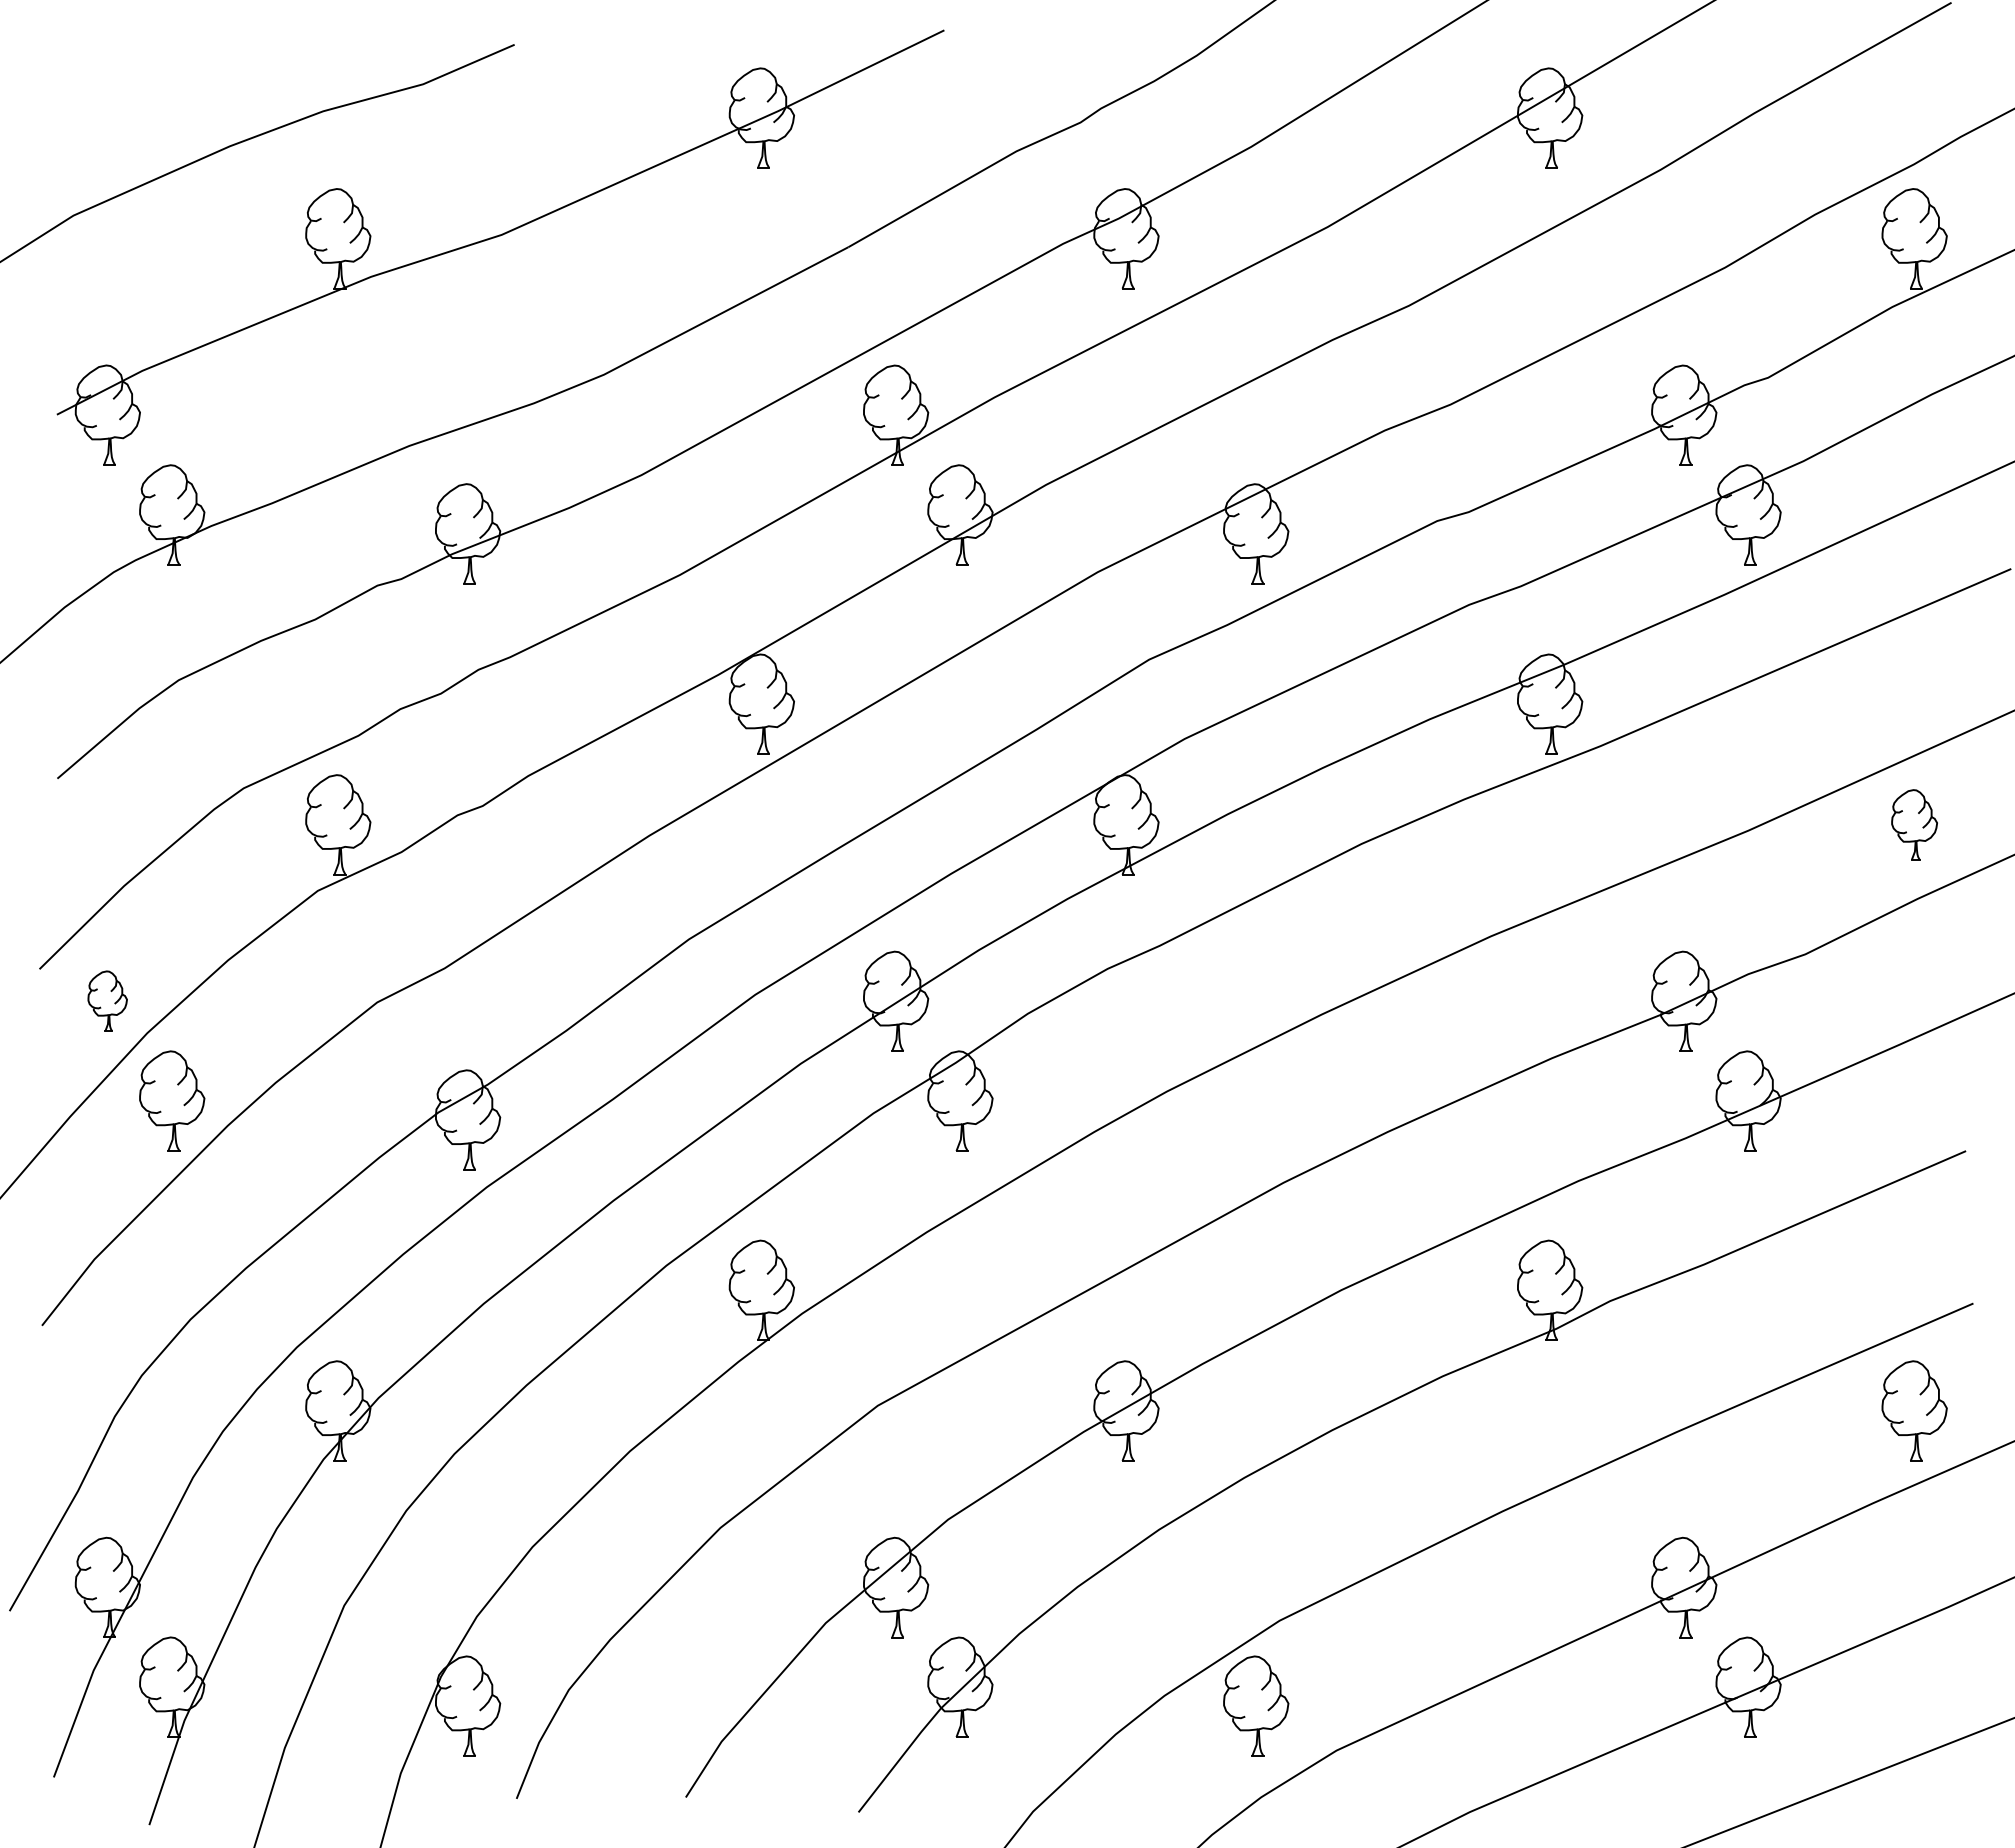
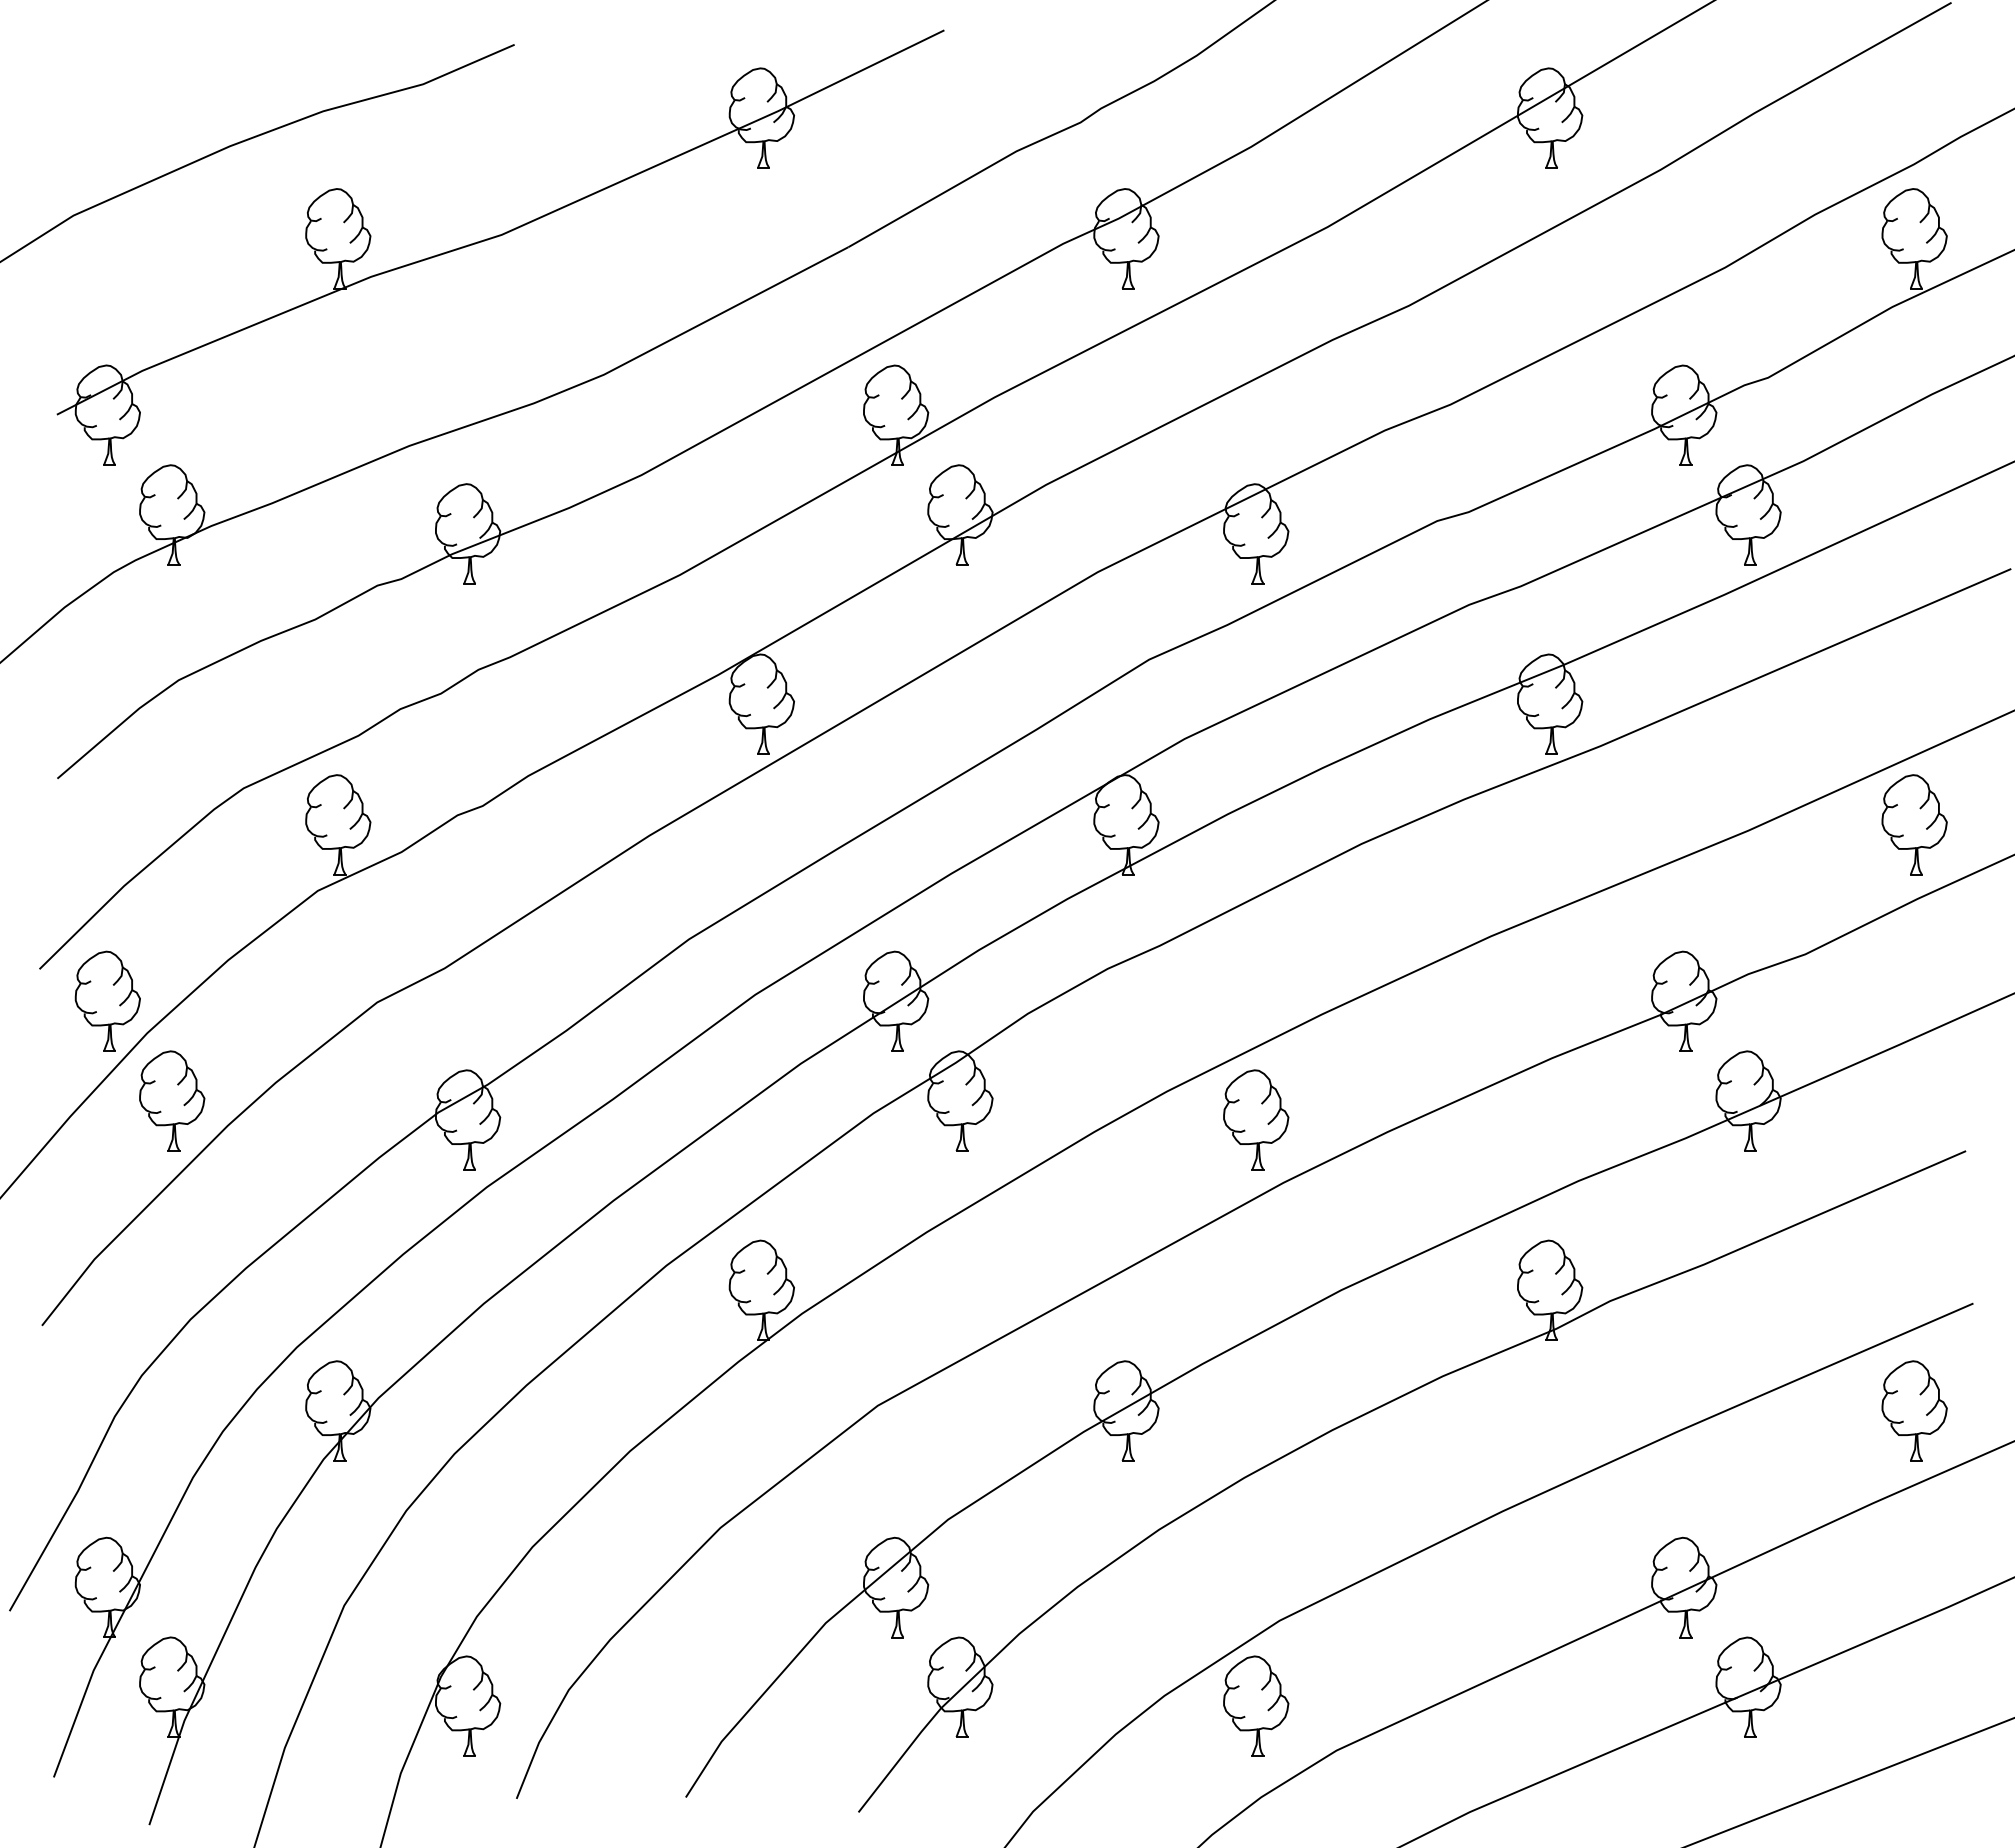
part size: 47x72 px -> 67x102 px (1914, 824)
part size: 41x62 px -> 67x102 px (107, 1000)
part: none -> present (1256, 1119)
